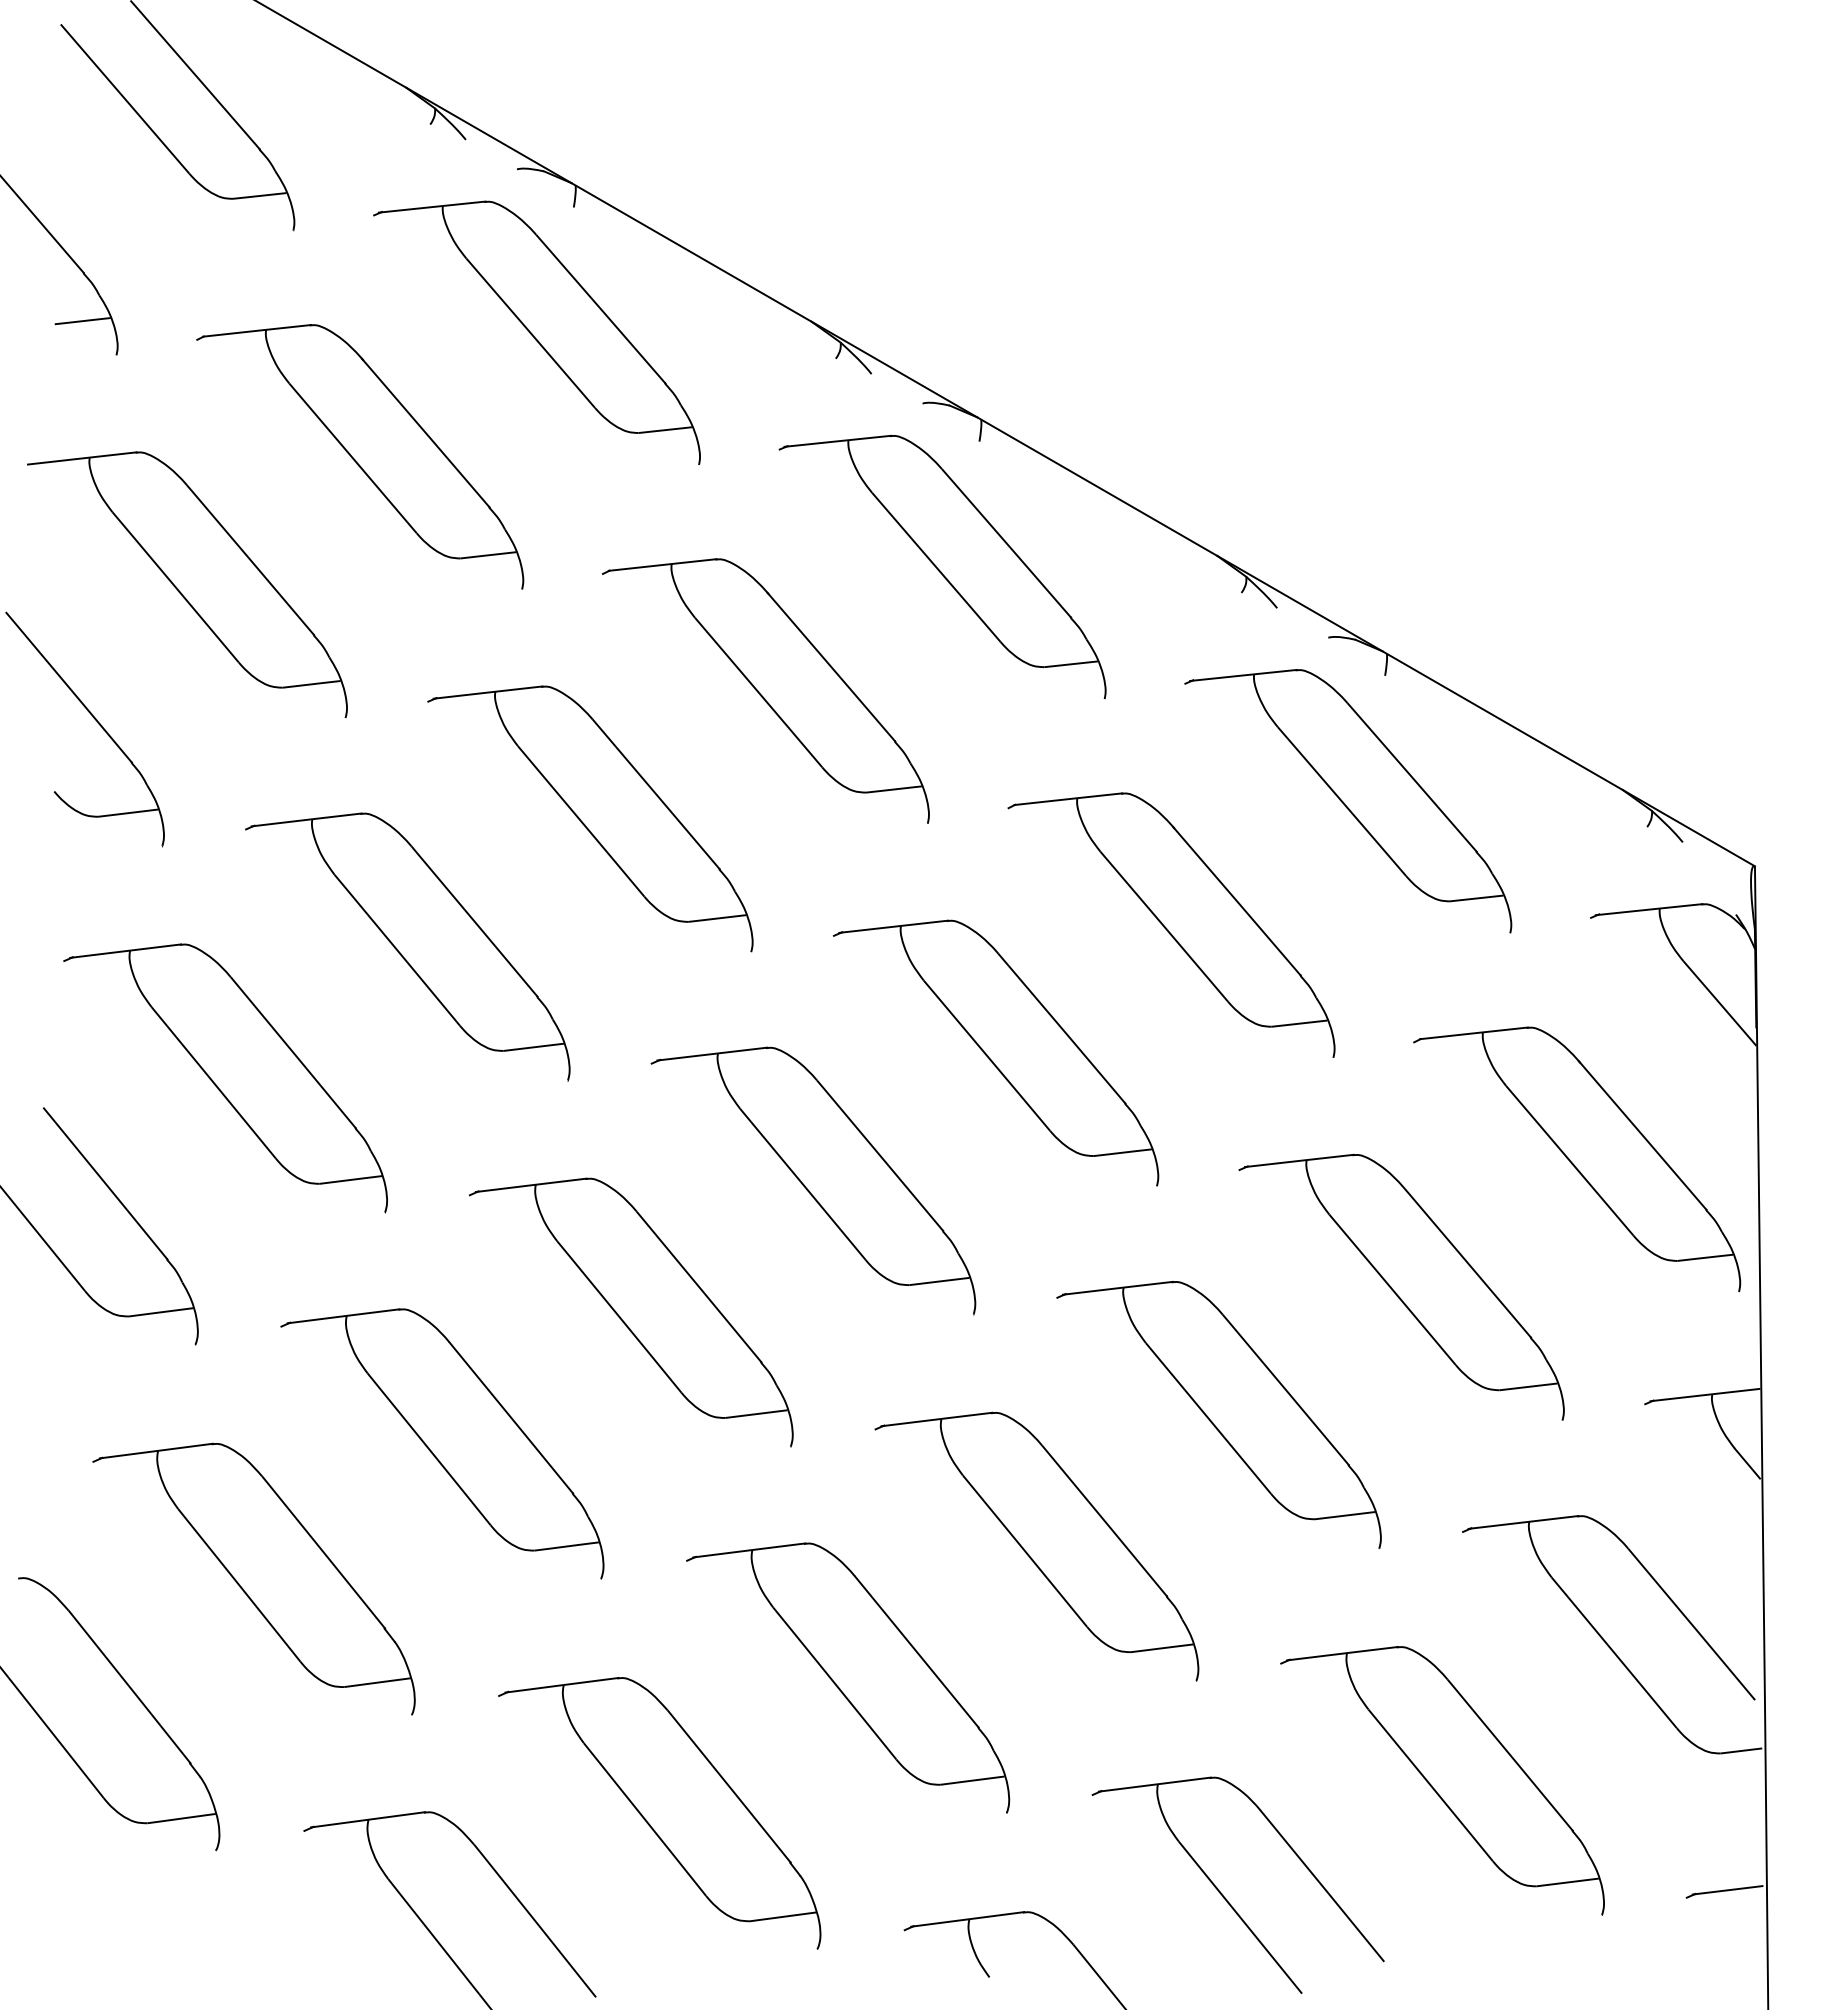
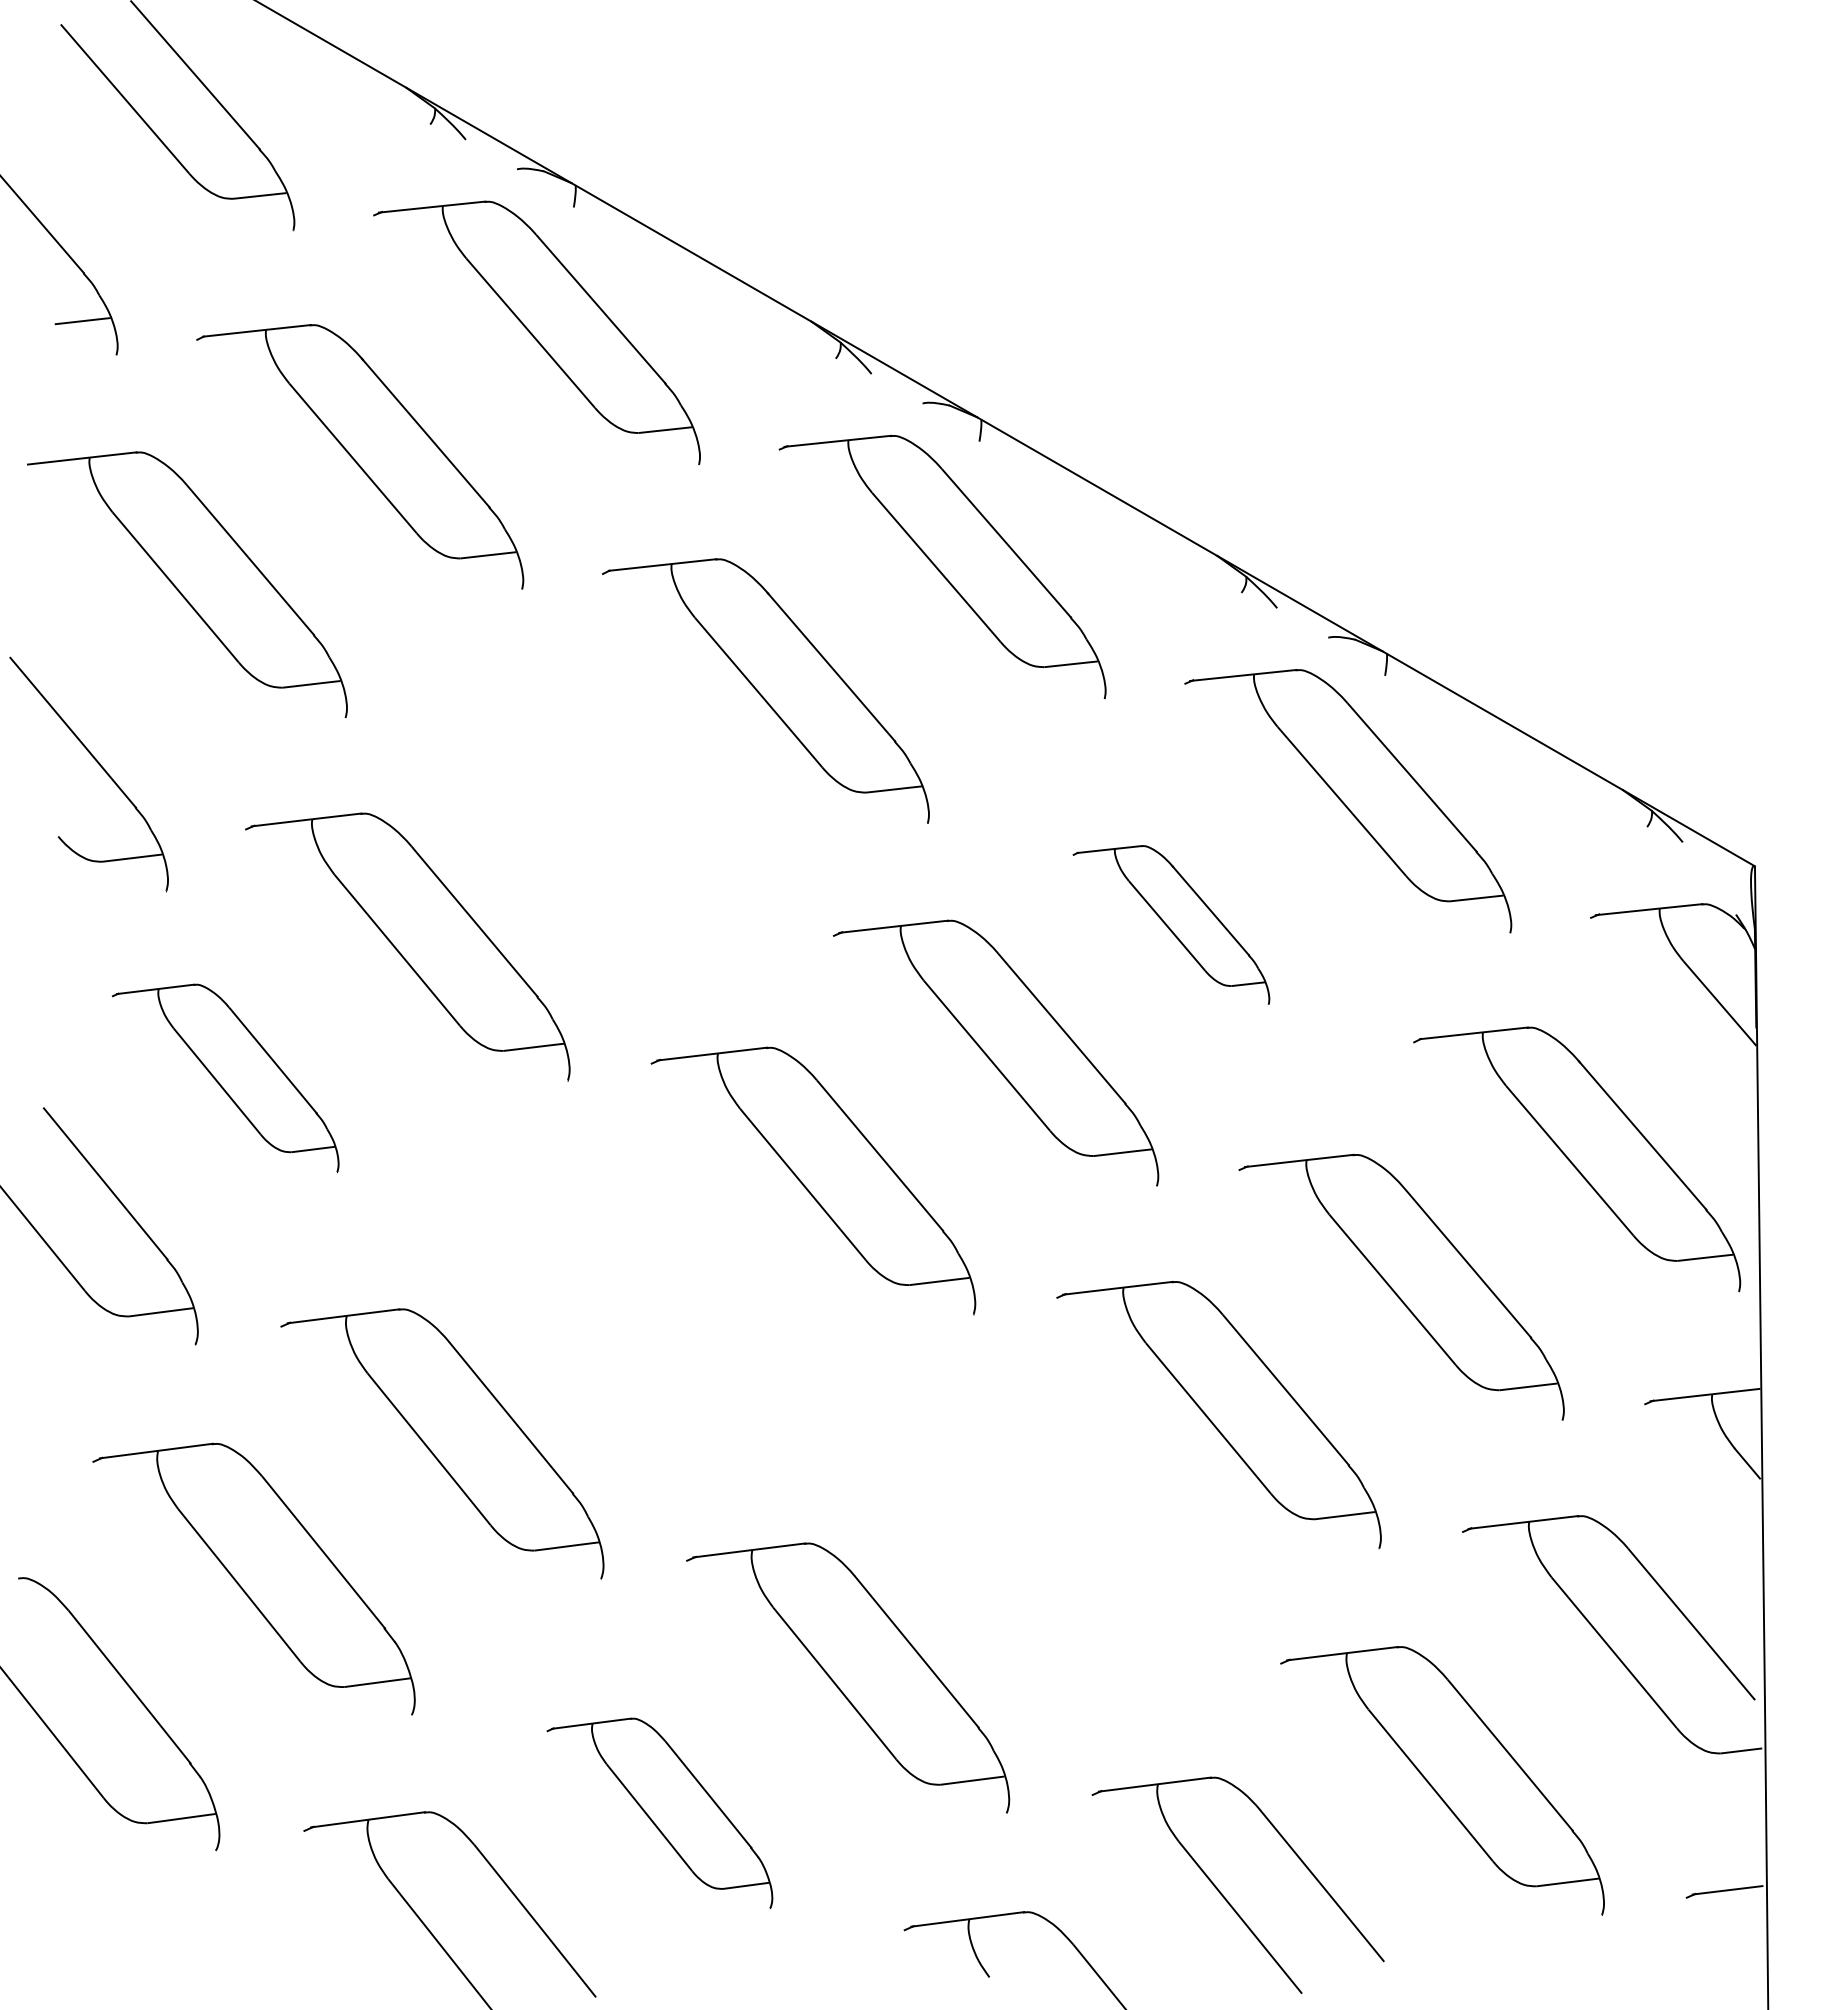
part position: (94, 719) -> (98, 764) (98, 764)
part: present -> none (590, 818)
part size: 329x266 px -> 199x160 px (1171, 924)
part size: 325x271 px -> 228x191 px (225, 1078)
part: present -> none (631, 1312)
part: present -> none (1036, 1546)
part size: 324x273 px -> 228x192 px (659, 1812)
